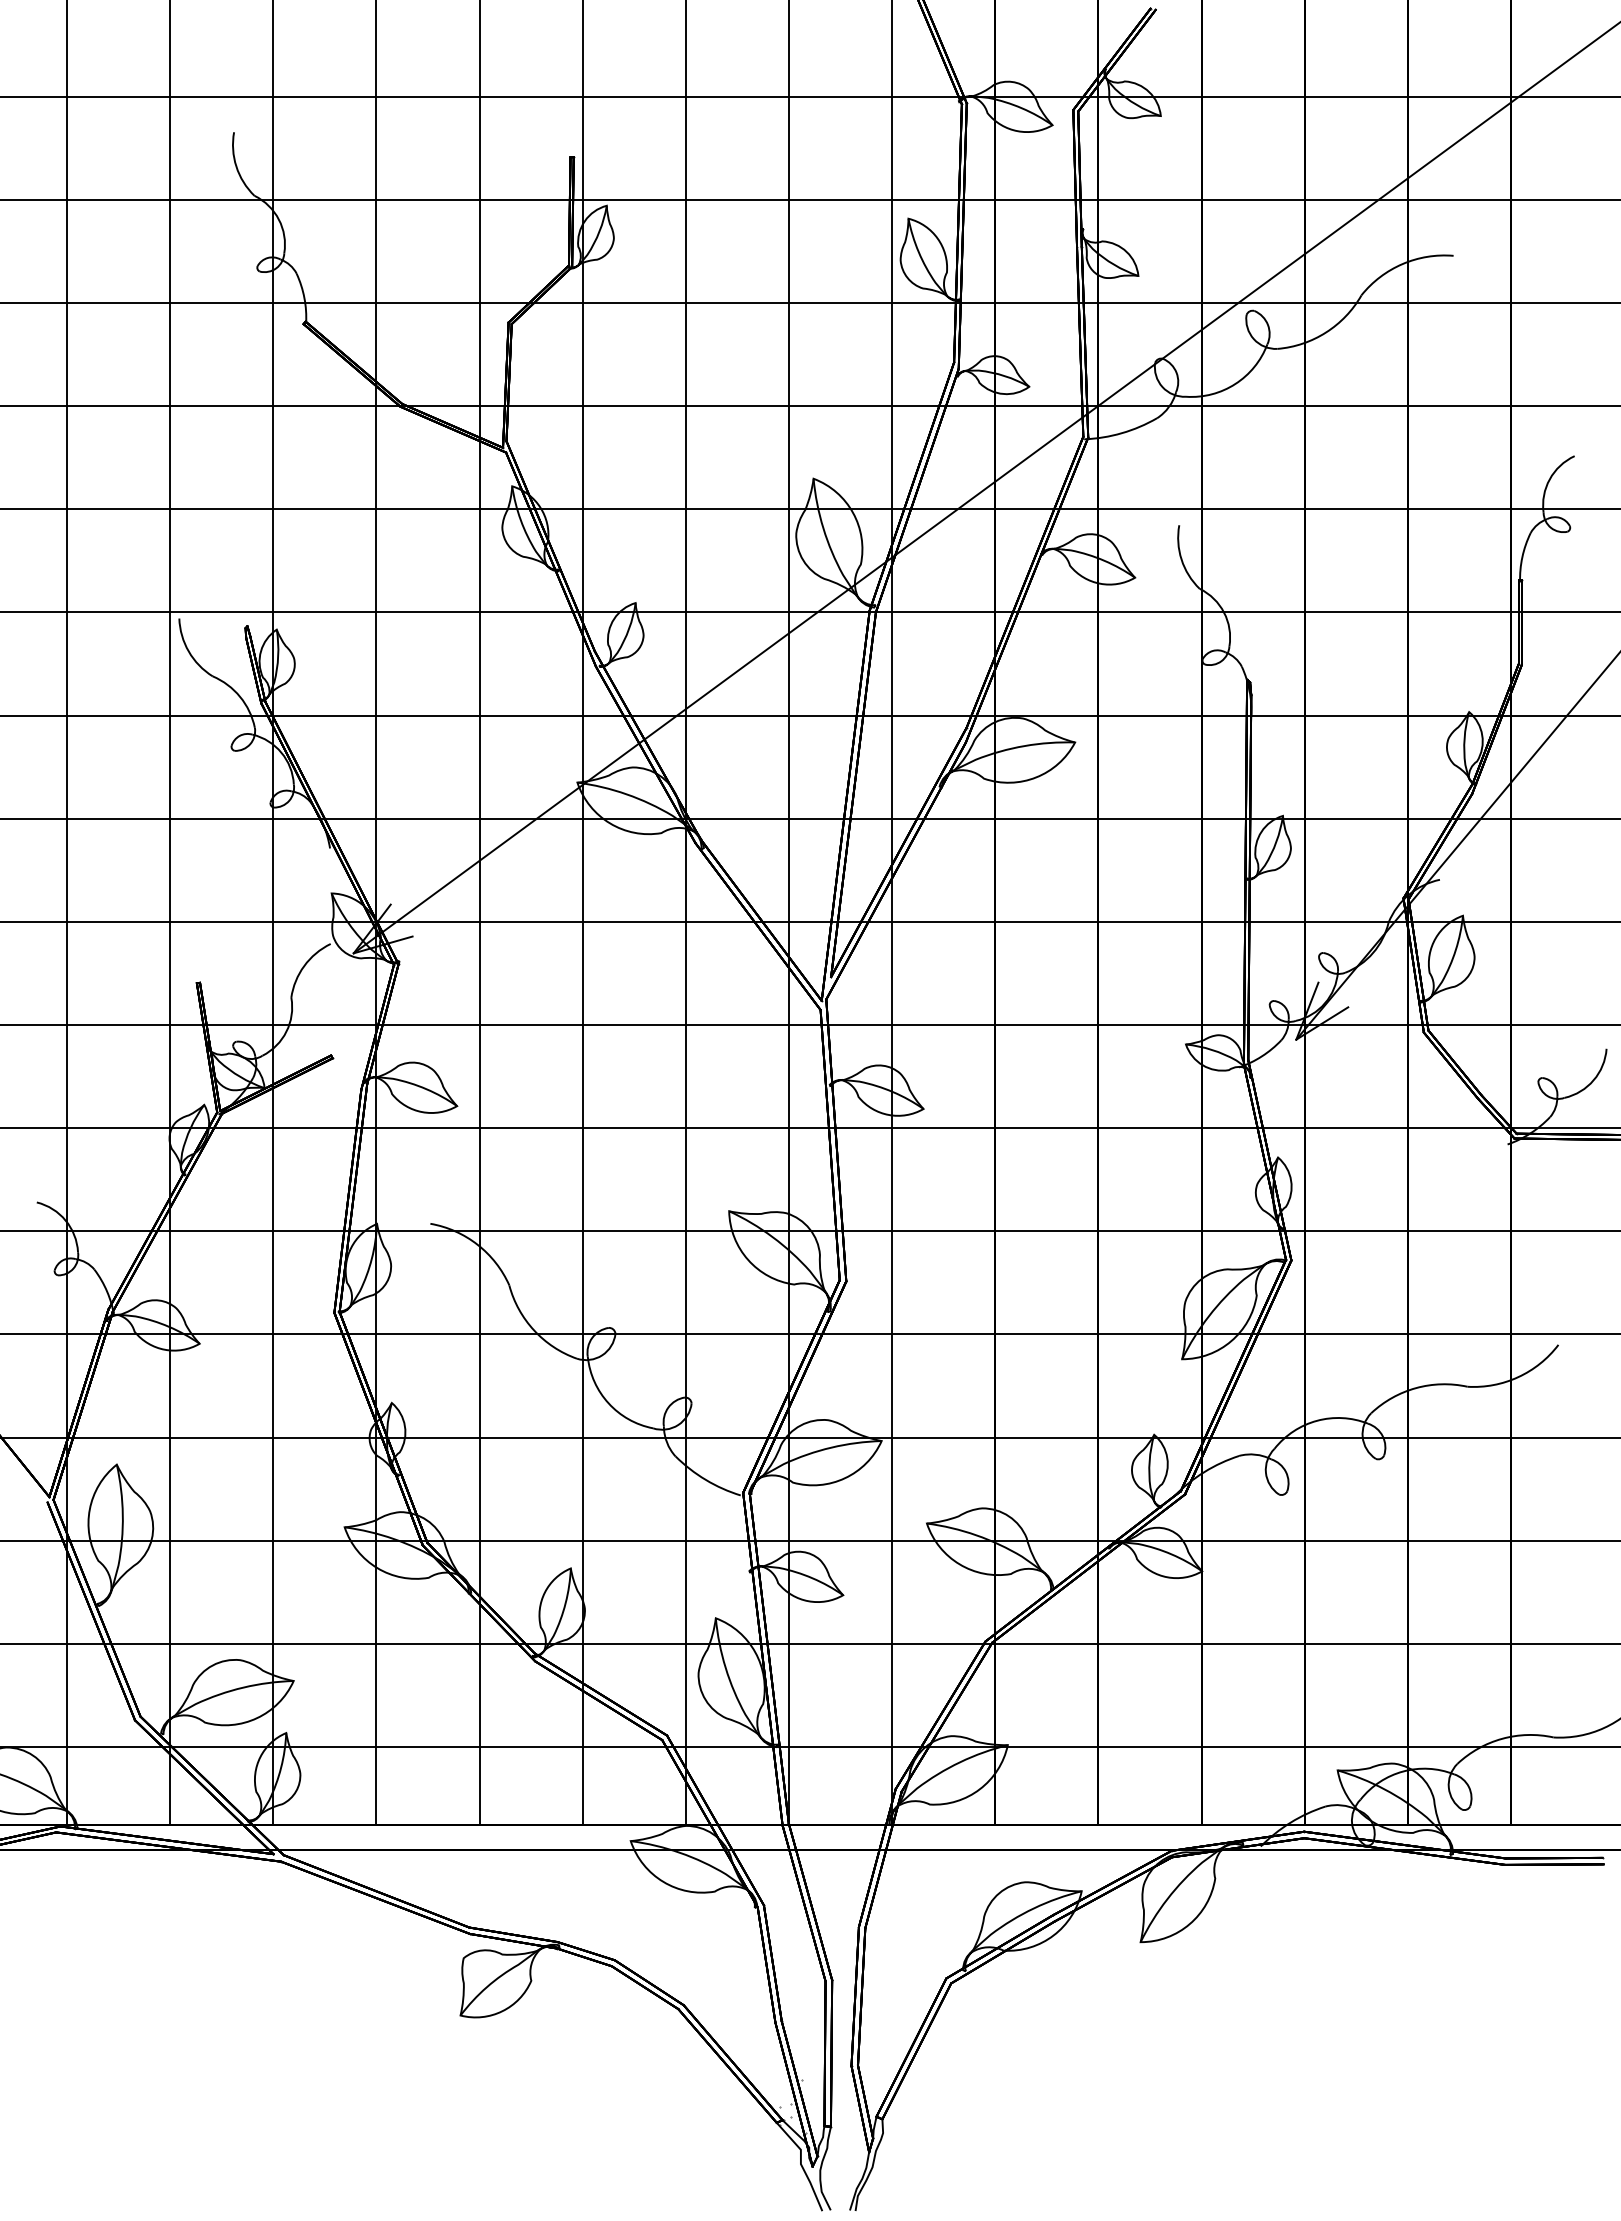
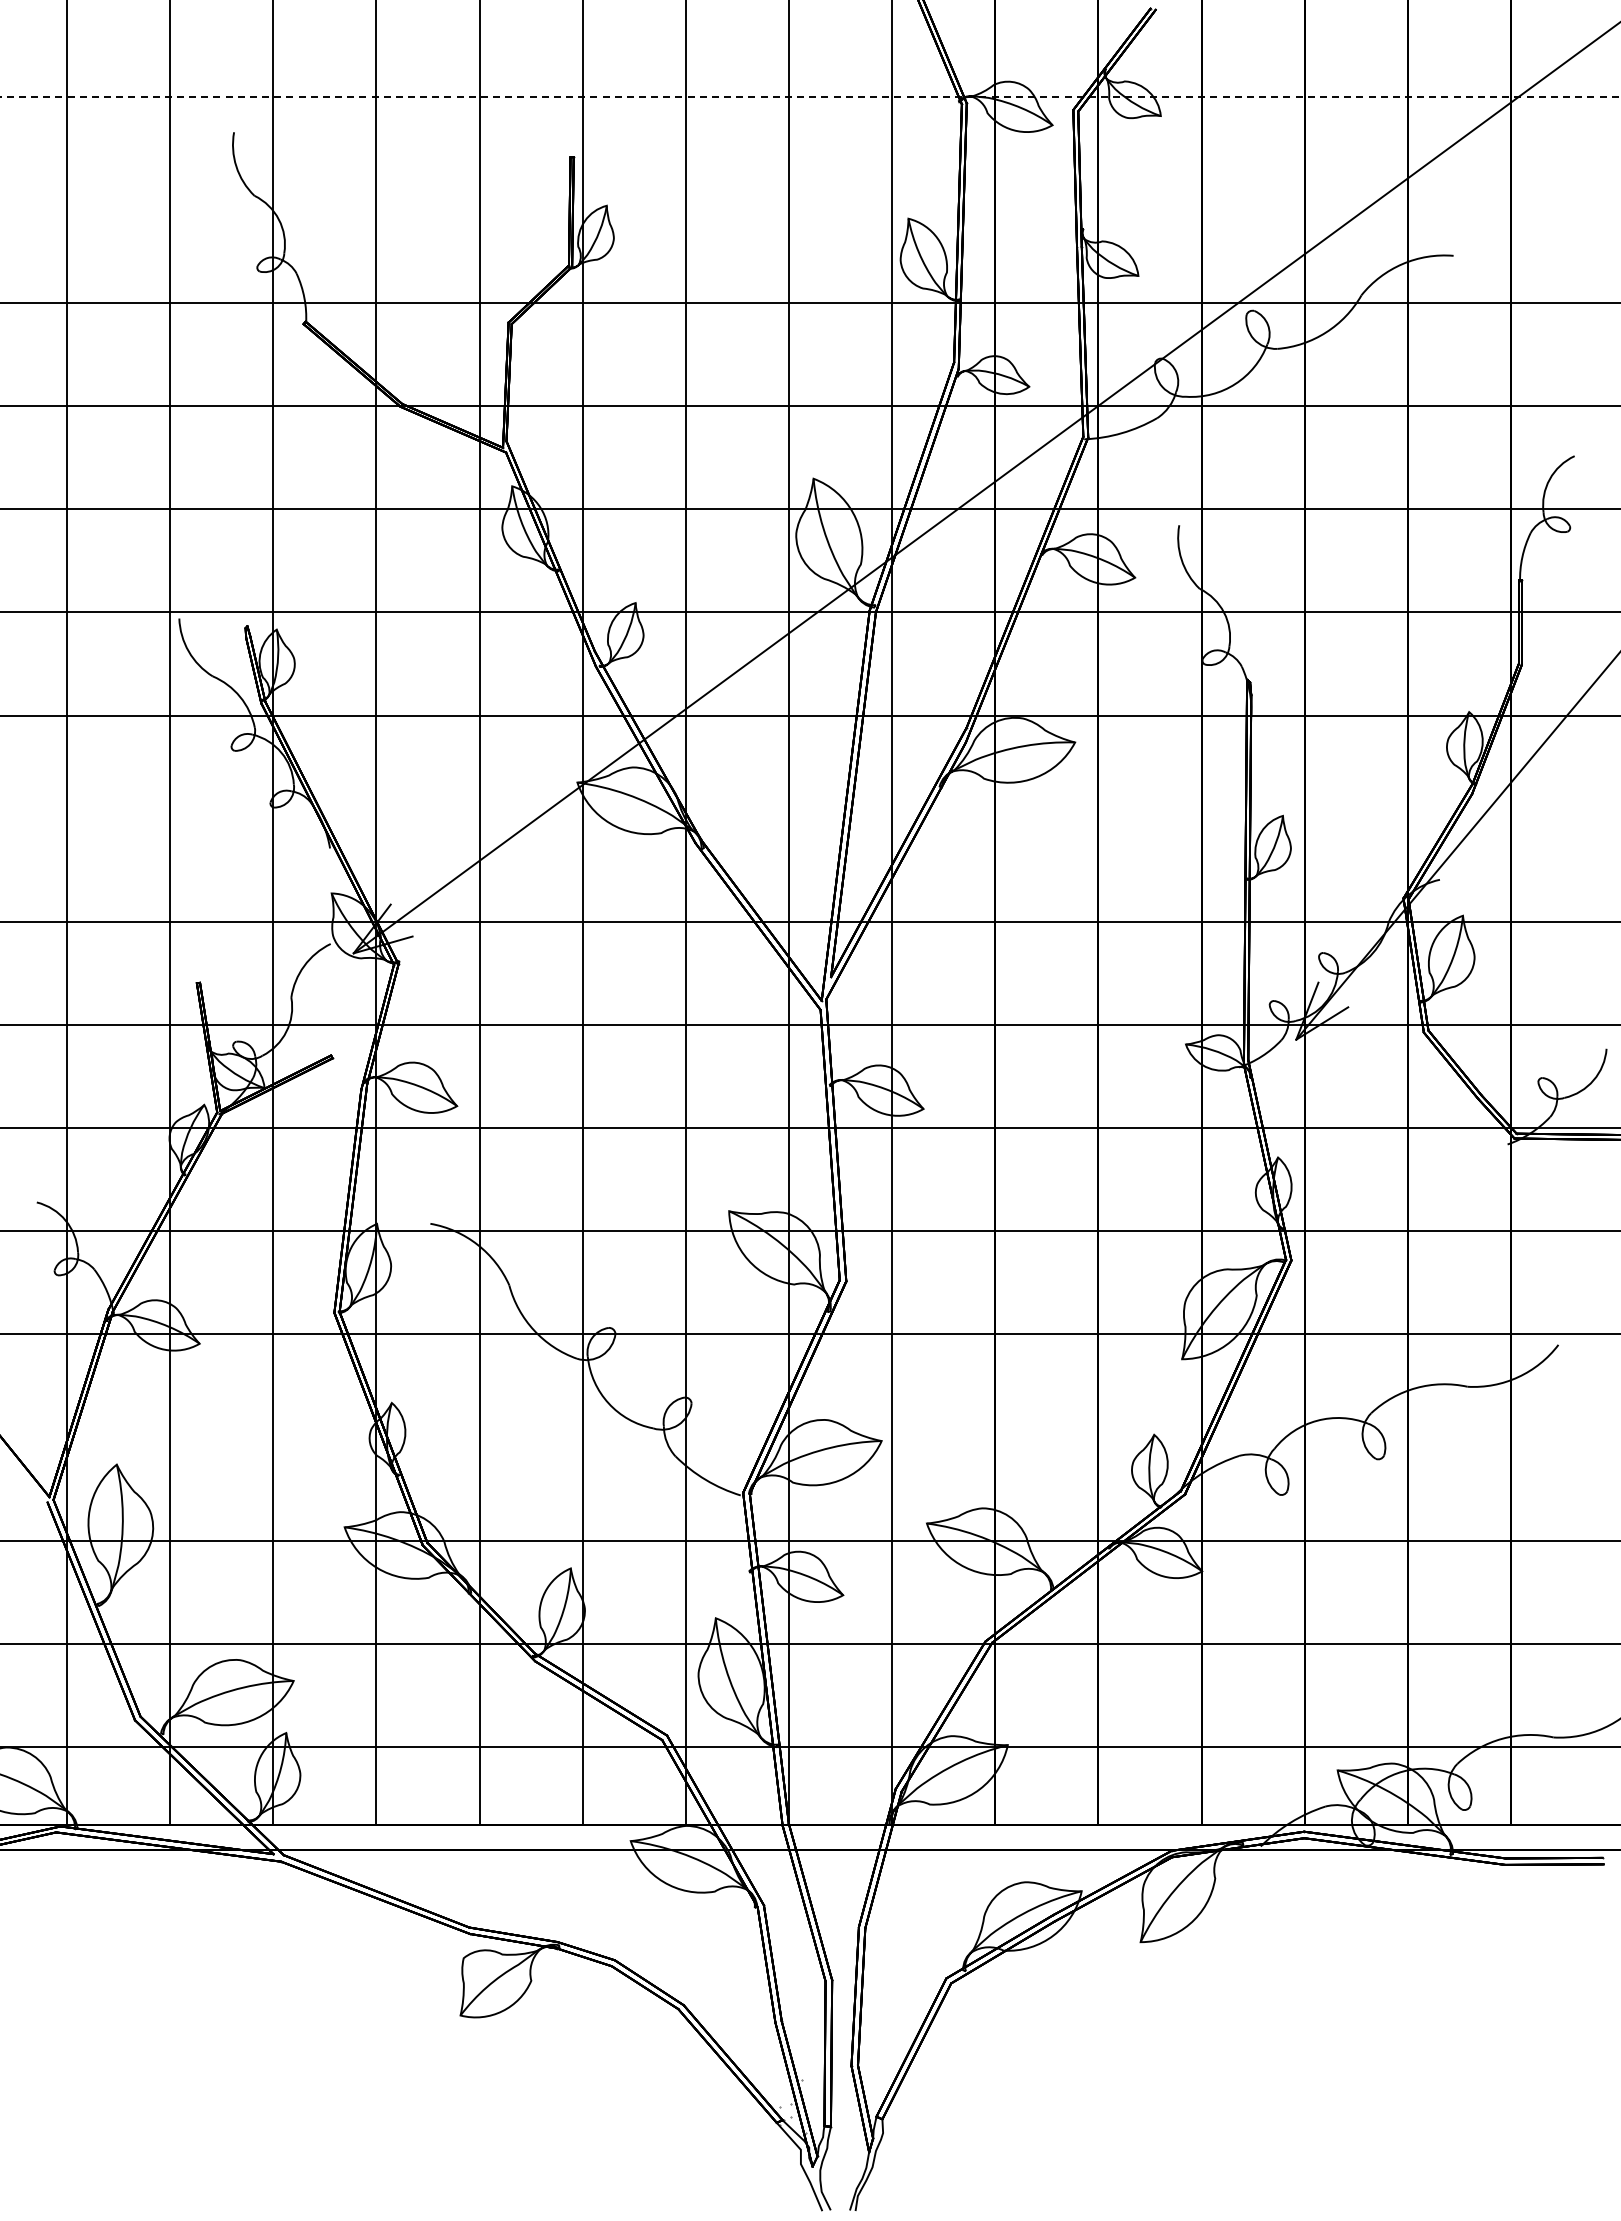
line: solid -> dashed (810, 96)
line: present -> none (809, 199)
line: present -> none (809, 818)
line: present -> none (809, 1437)
